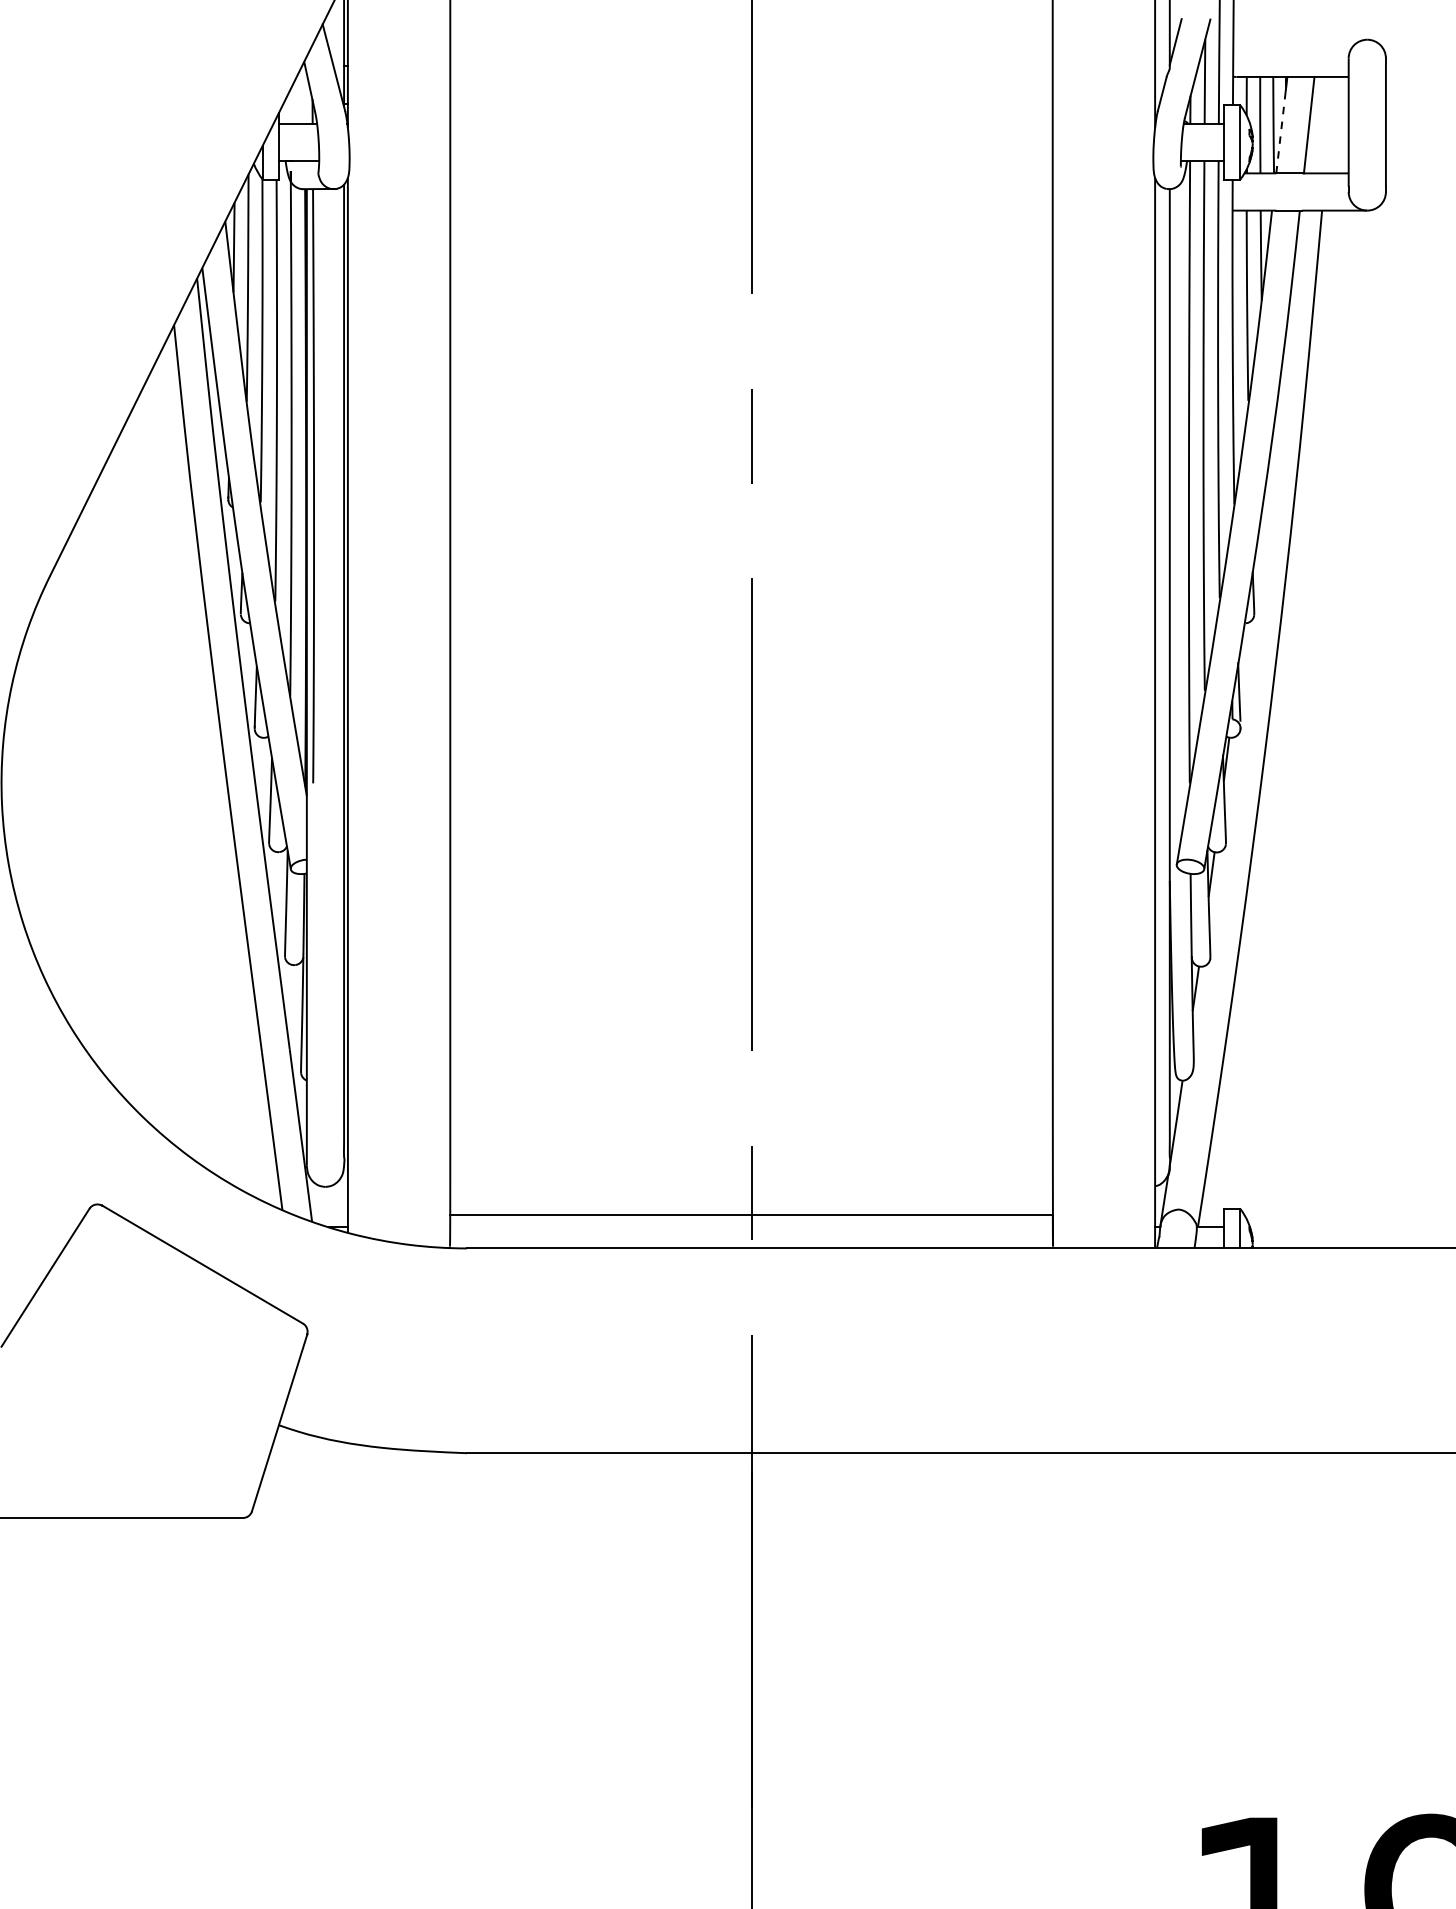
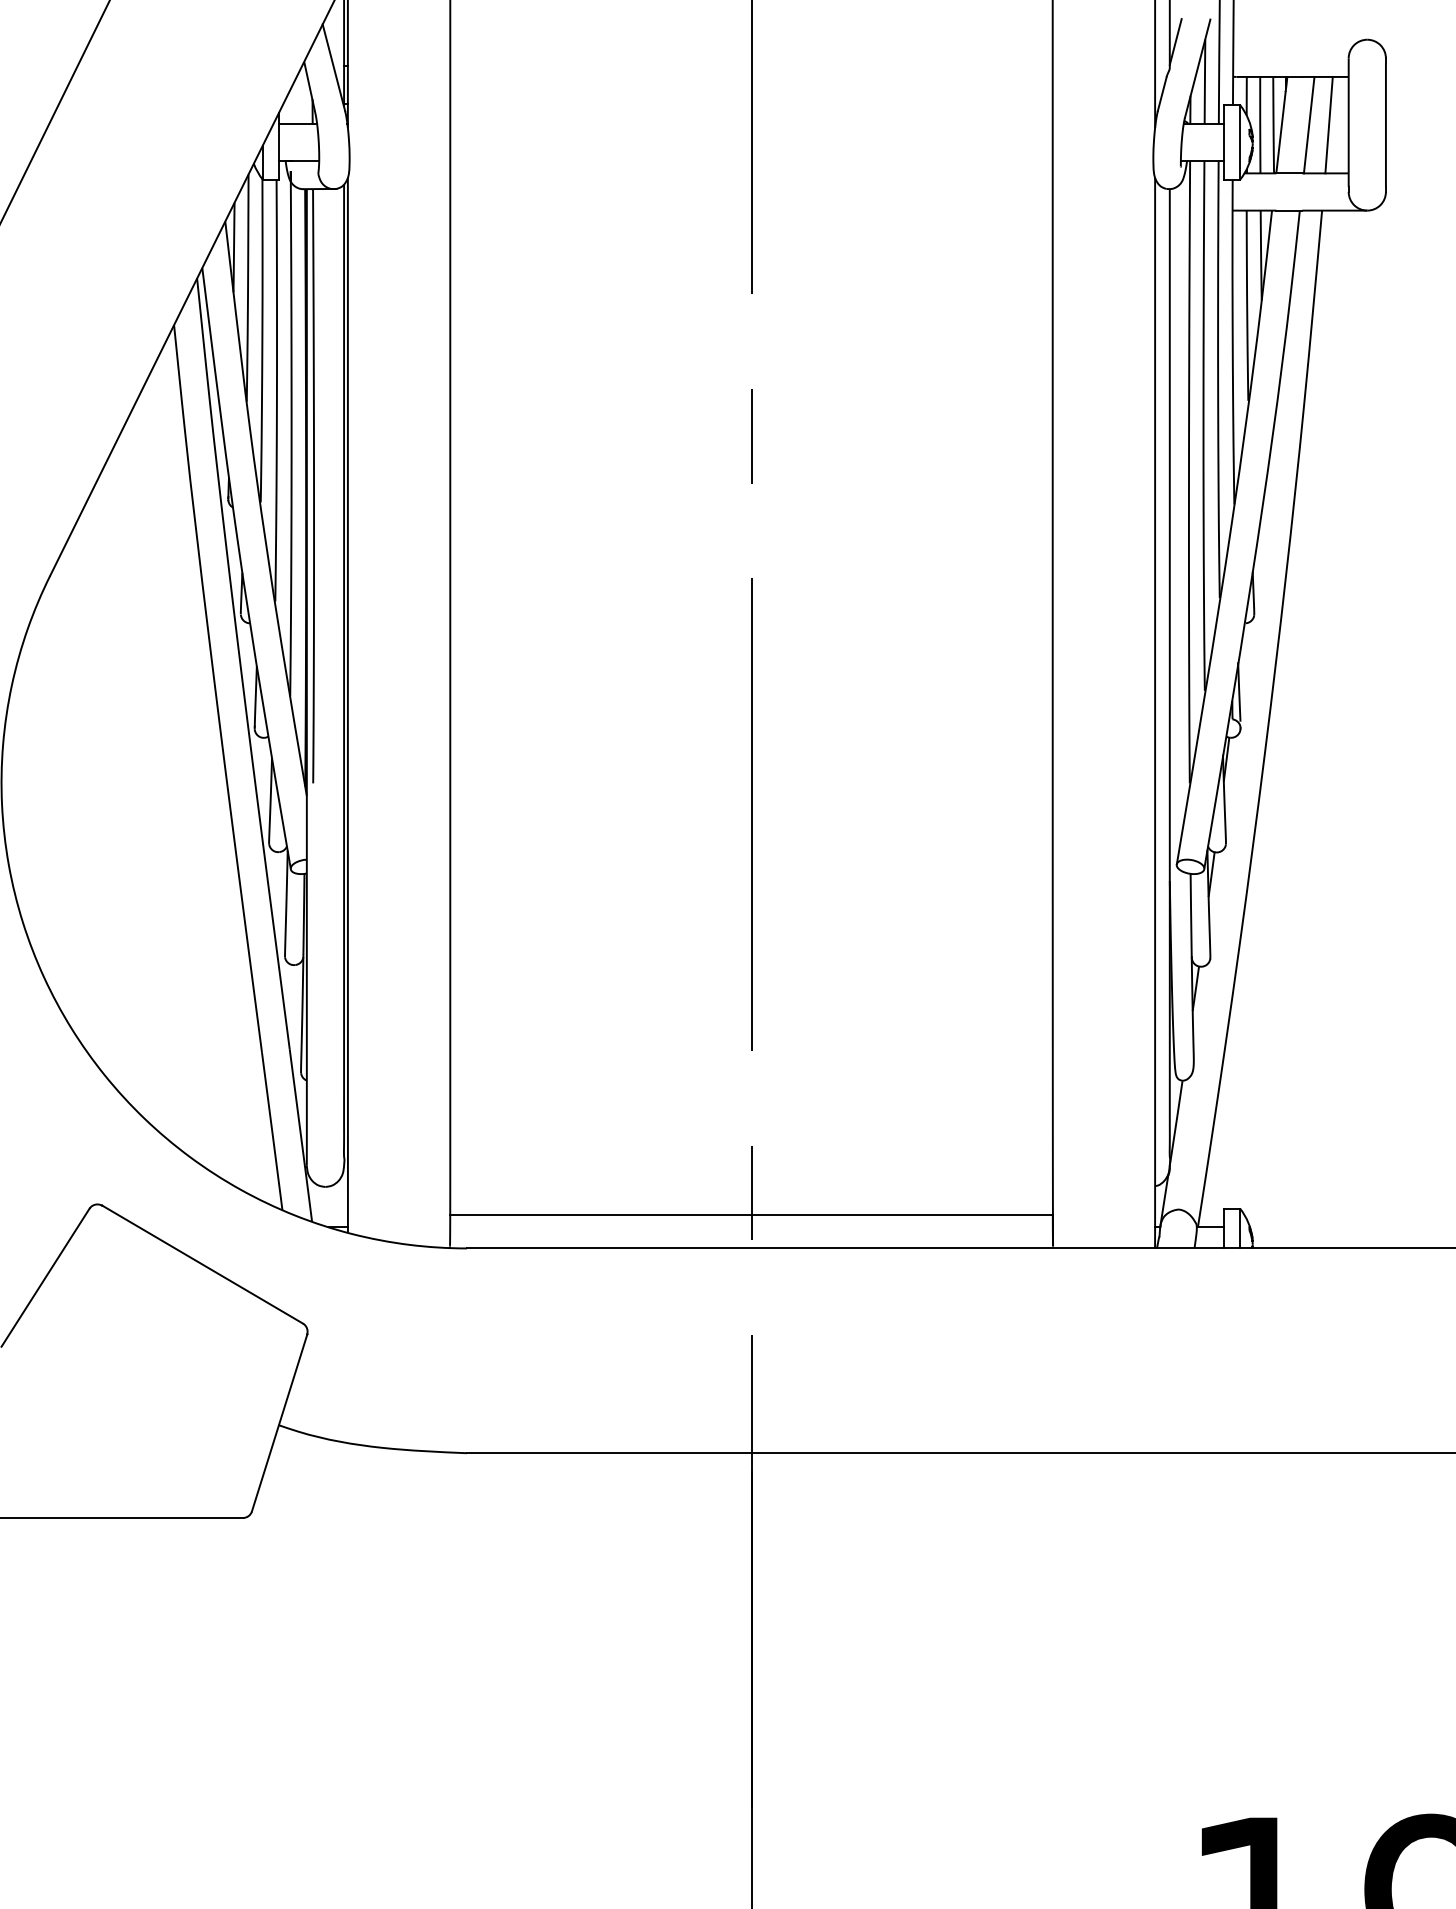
line: none -> present (55, 110)
line: none -> present (1328, 124)
line: dashed -> solid (1281, 132)
